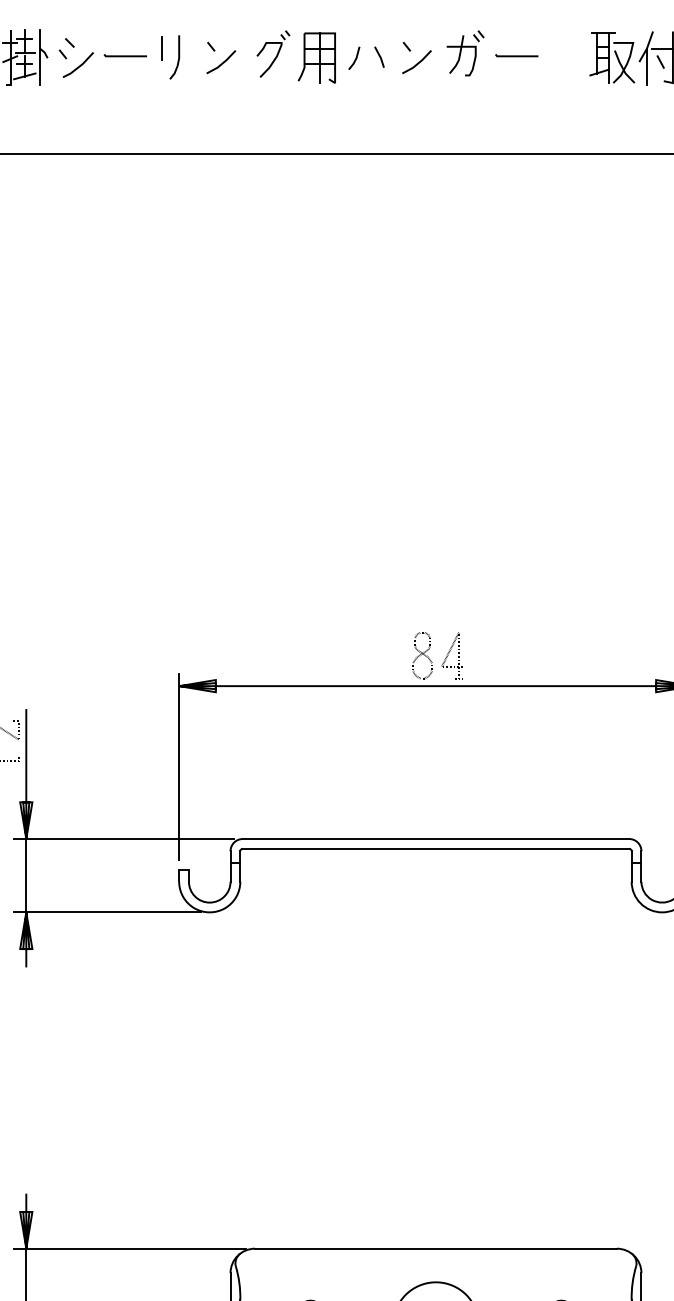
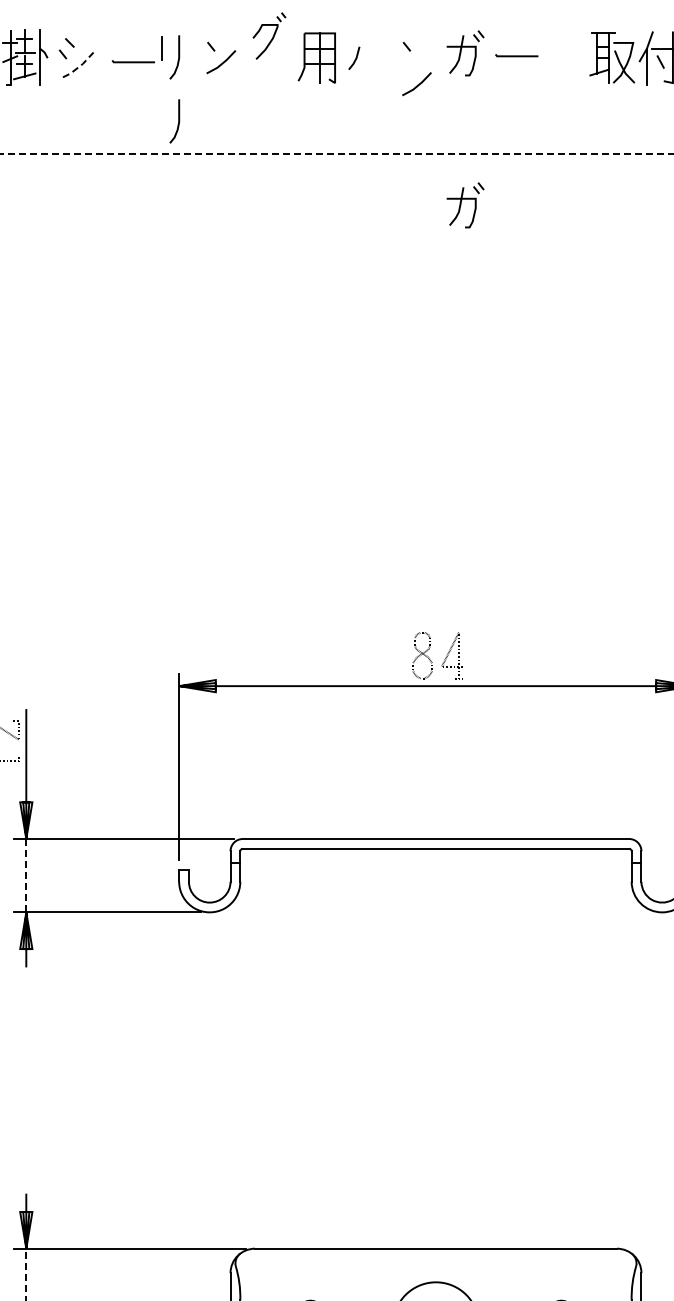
part position: (273, 53) -> (269, 35) (269, 35)
line position: (124, 55) -> (132, 61) (132, 61)
line: present -> none (379, 56)
line position: (417, 62) -> (417, 84) (417, 84)
line: solid -> dashed (79, 66)
line: none -> present (178, 121)
line: solid -> dashed (337, 154)
part: none -> present (465, 205)
line: solid -> dashed (26, 875)
line: solid -> dashed (26, 1274)
